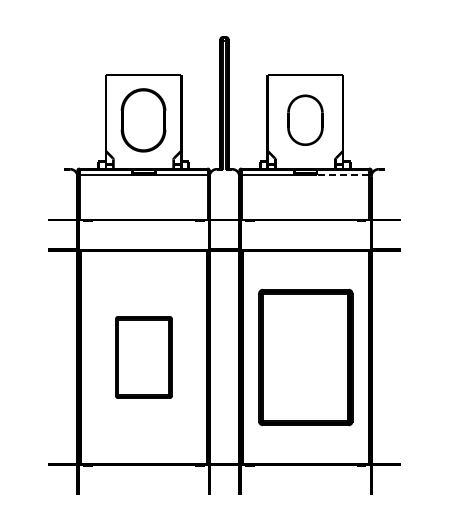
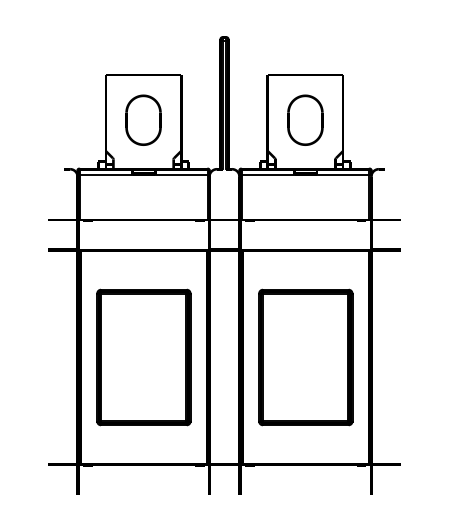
part size: 47x65 px -> 37x52 px (143, 119)
line: dashed -> solid (342, 174)
part size: 58x83 px -> 96x139 px (143, 357)
